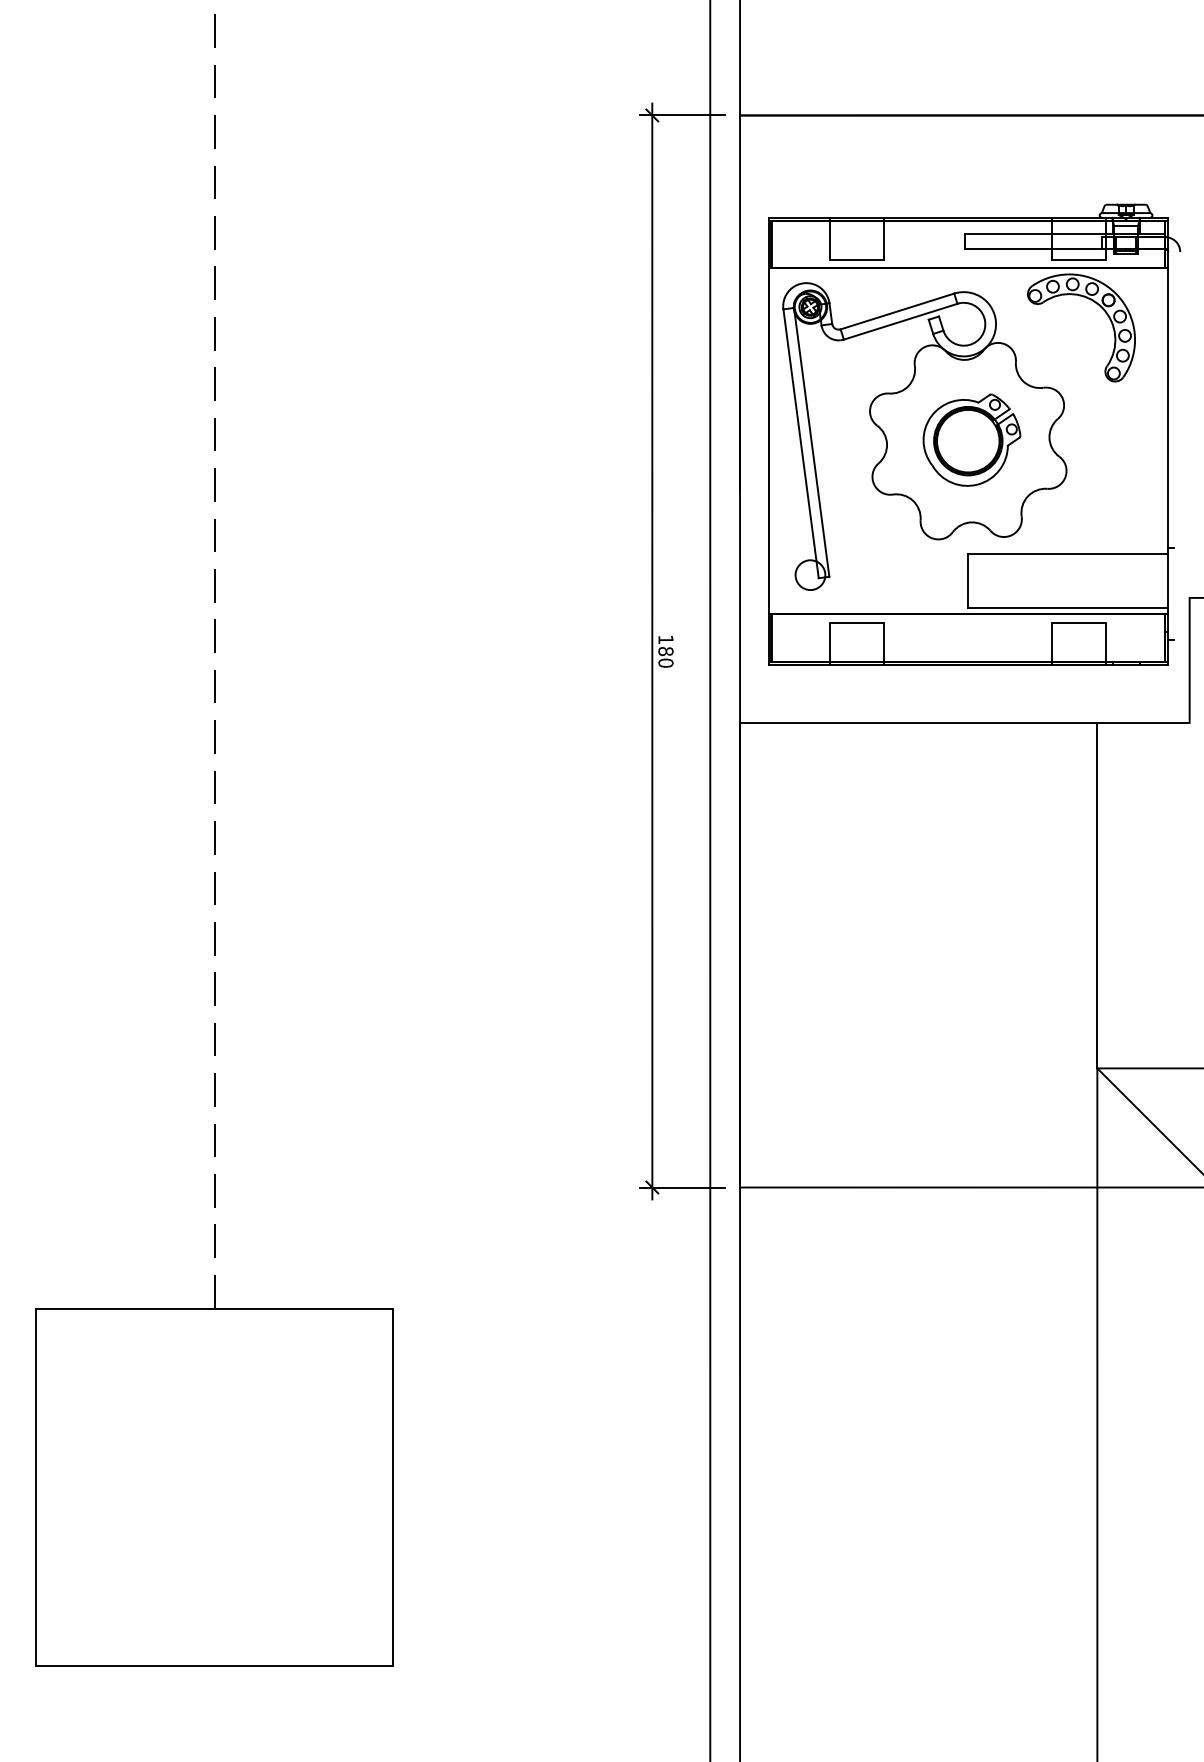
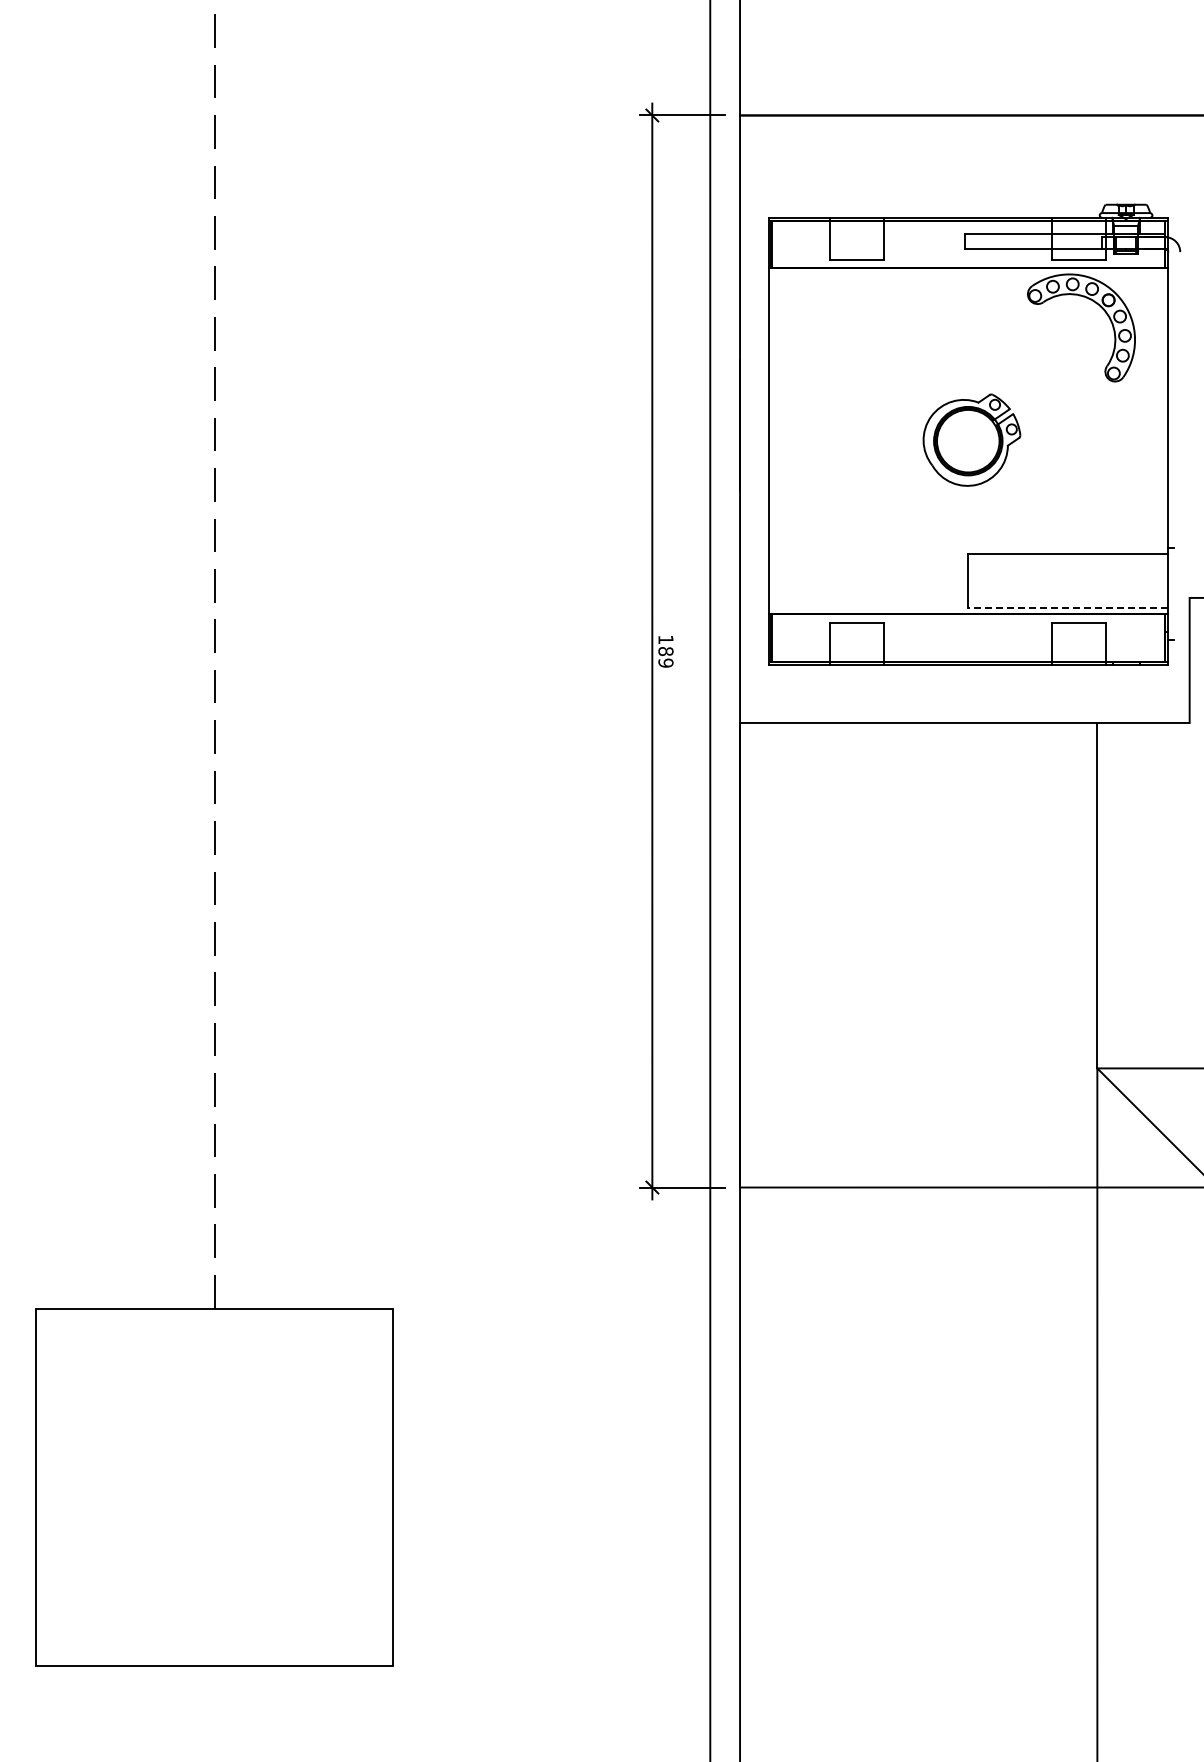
part: present -> none (924, 436)
line: solid -> dashed (1068, 607)
text: 180 -> 189 (665, 662)
